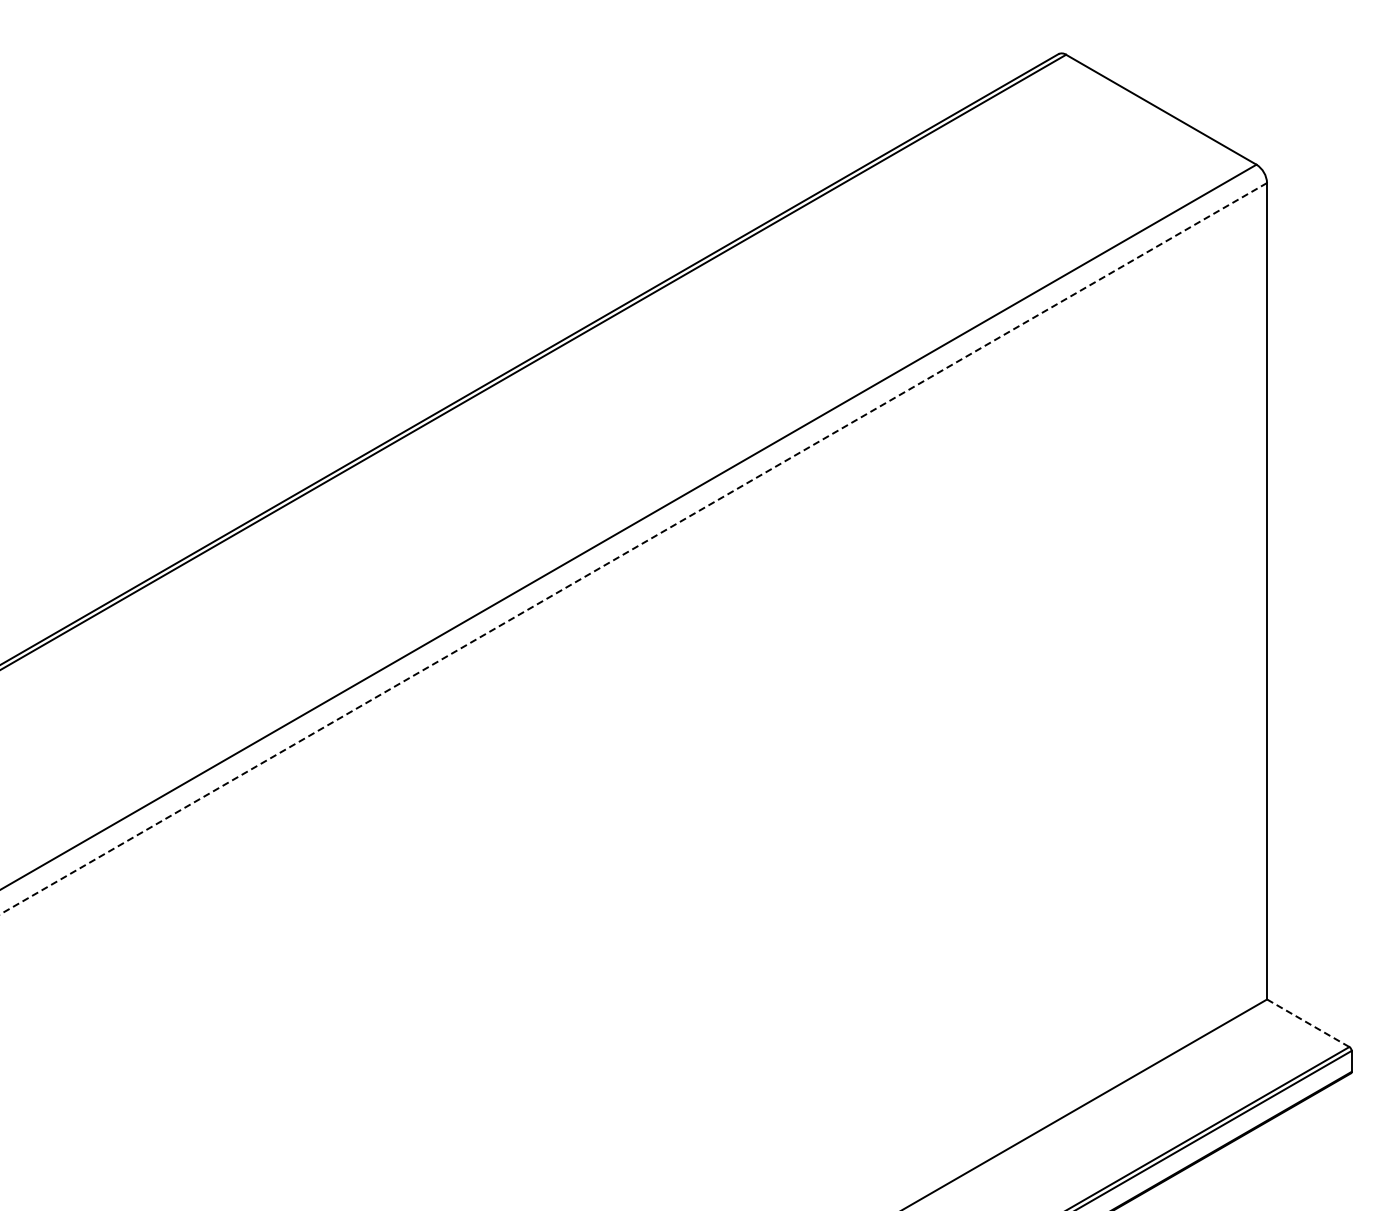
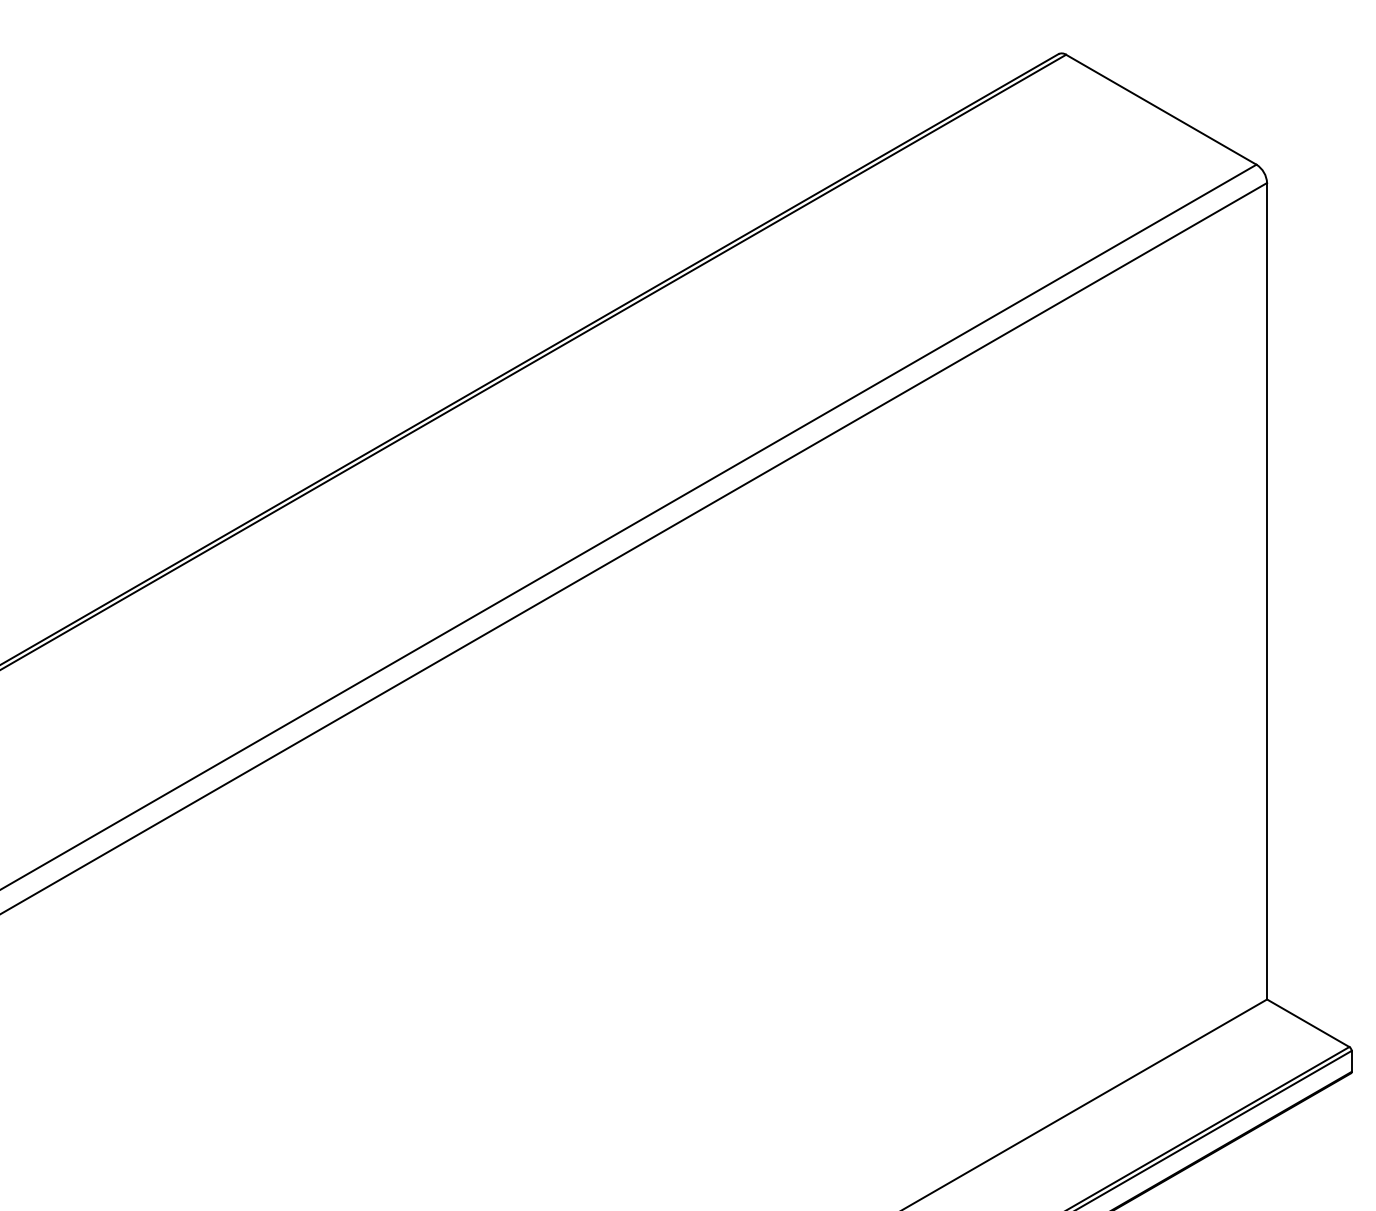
line: dashed -> solid (633, 548)
line: dashed -> solid (1308, 1023)
